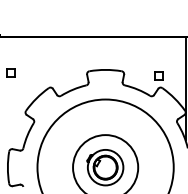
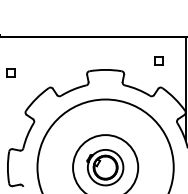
part position: (158, 75) -> (158, 60) (158, 60)
